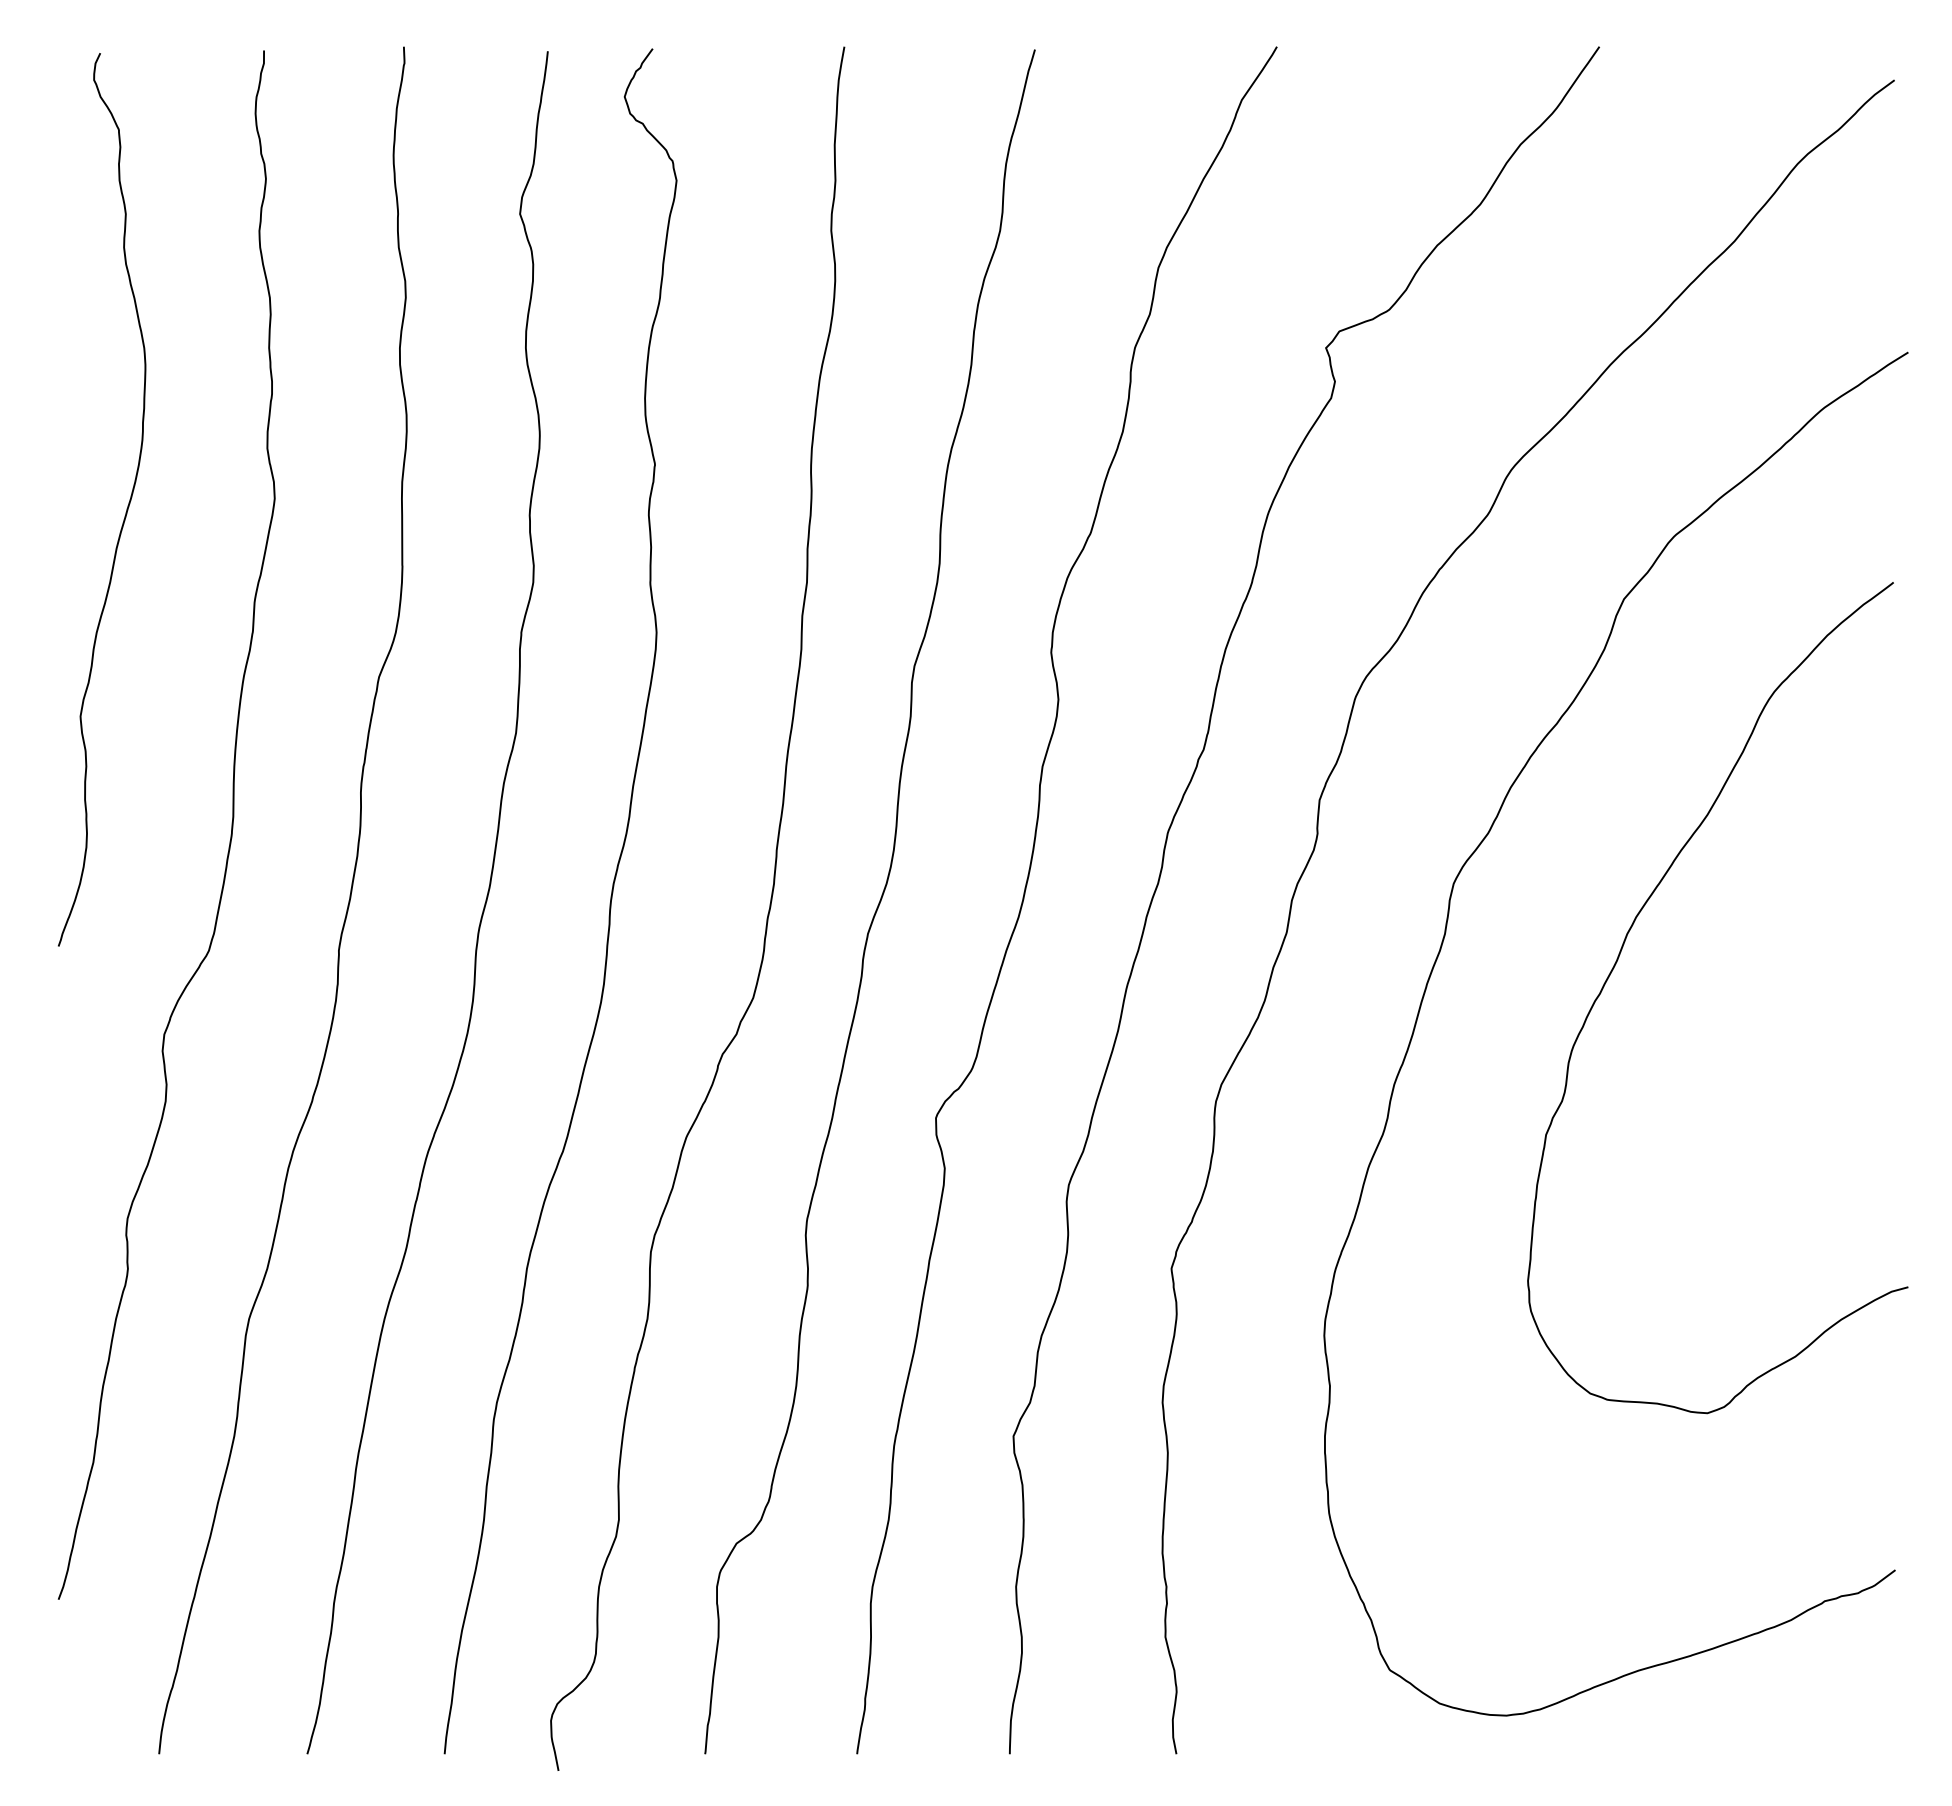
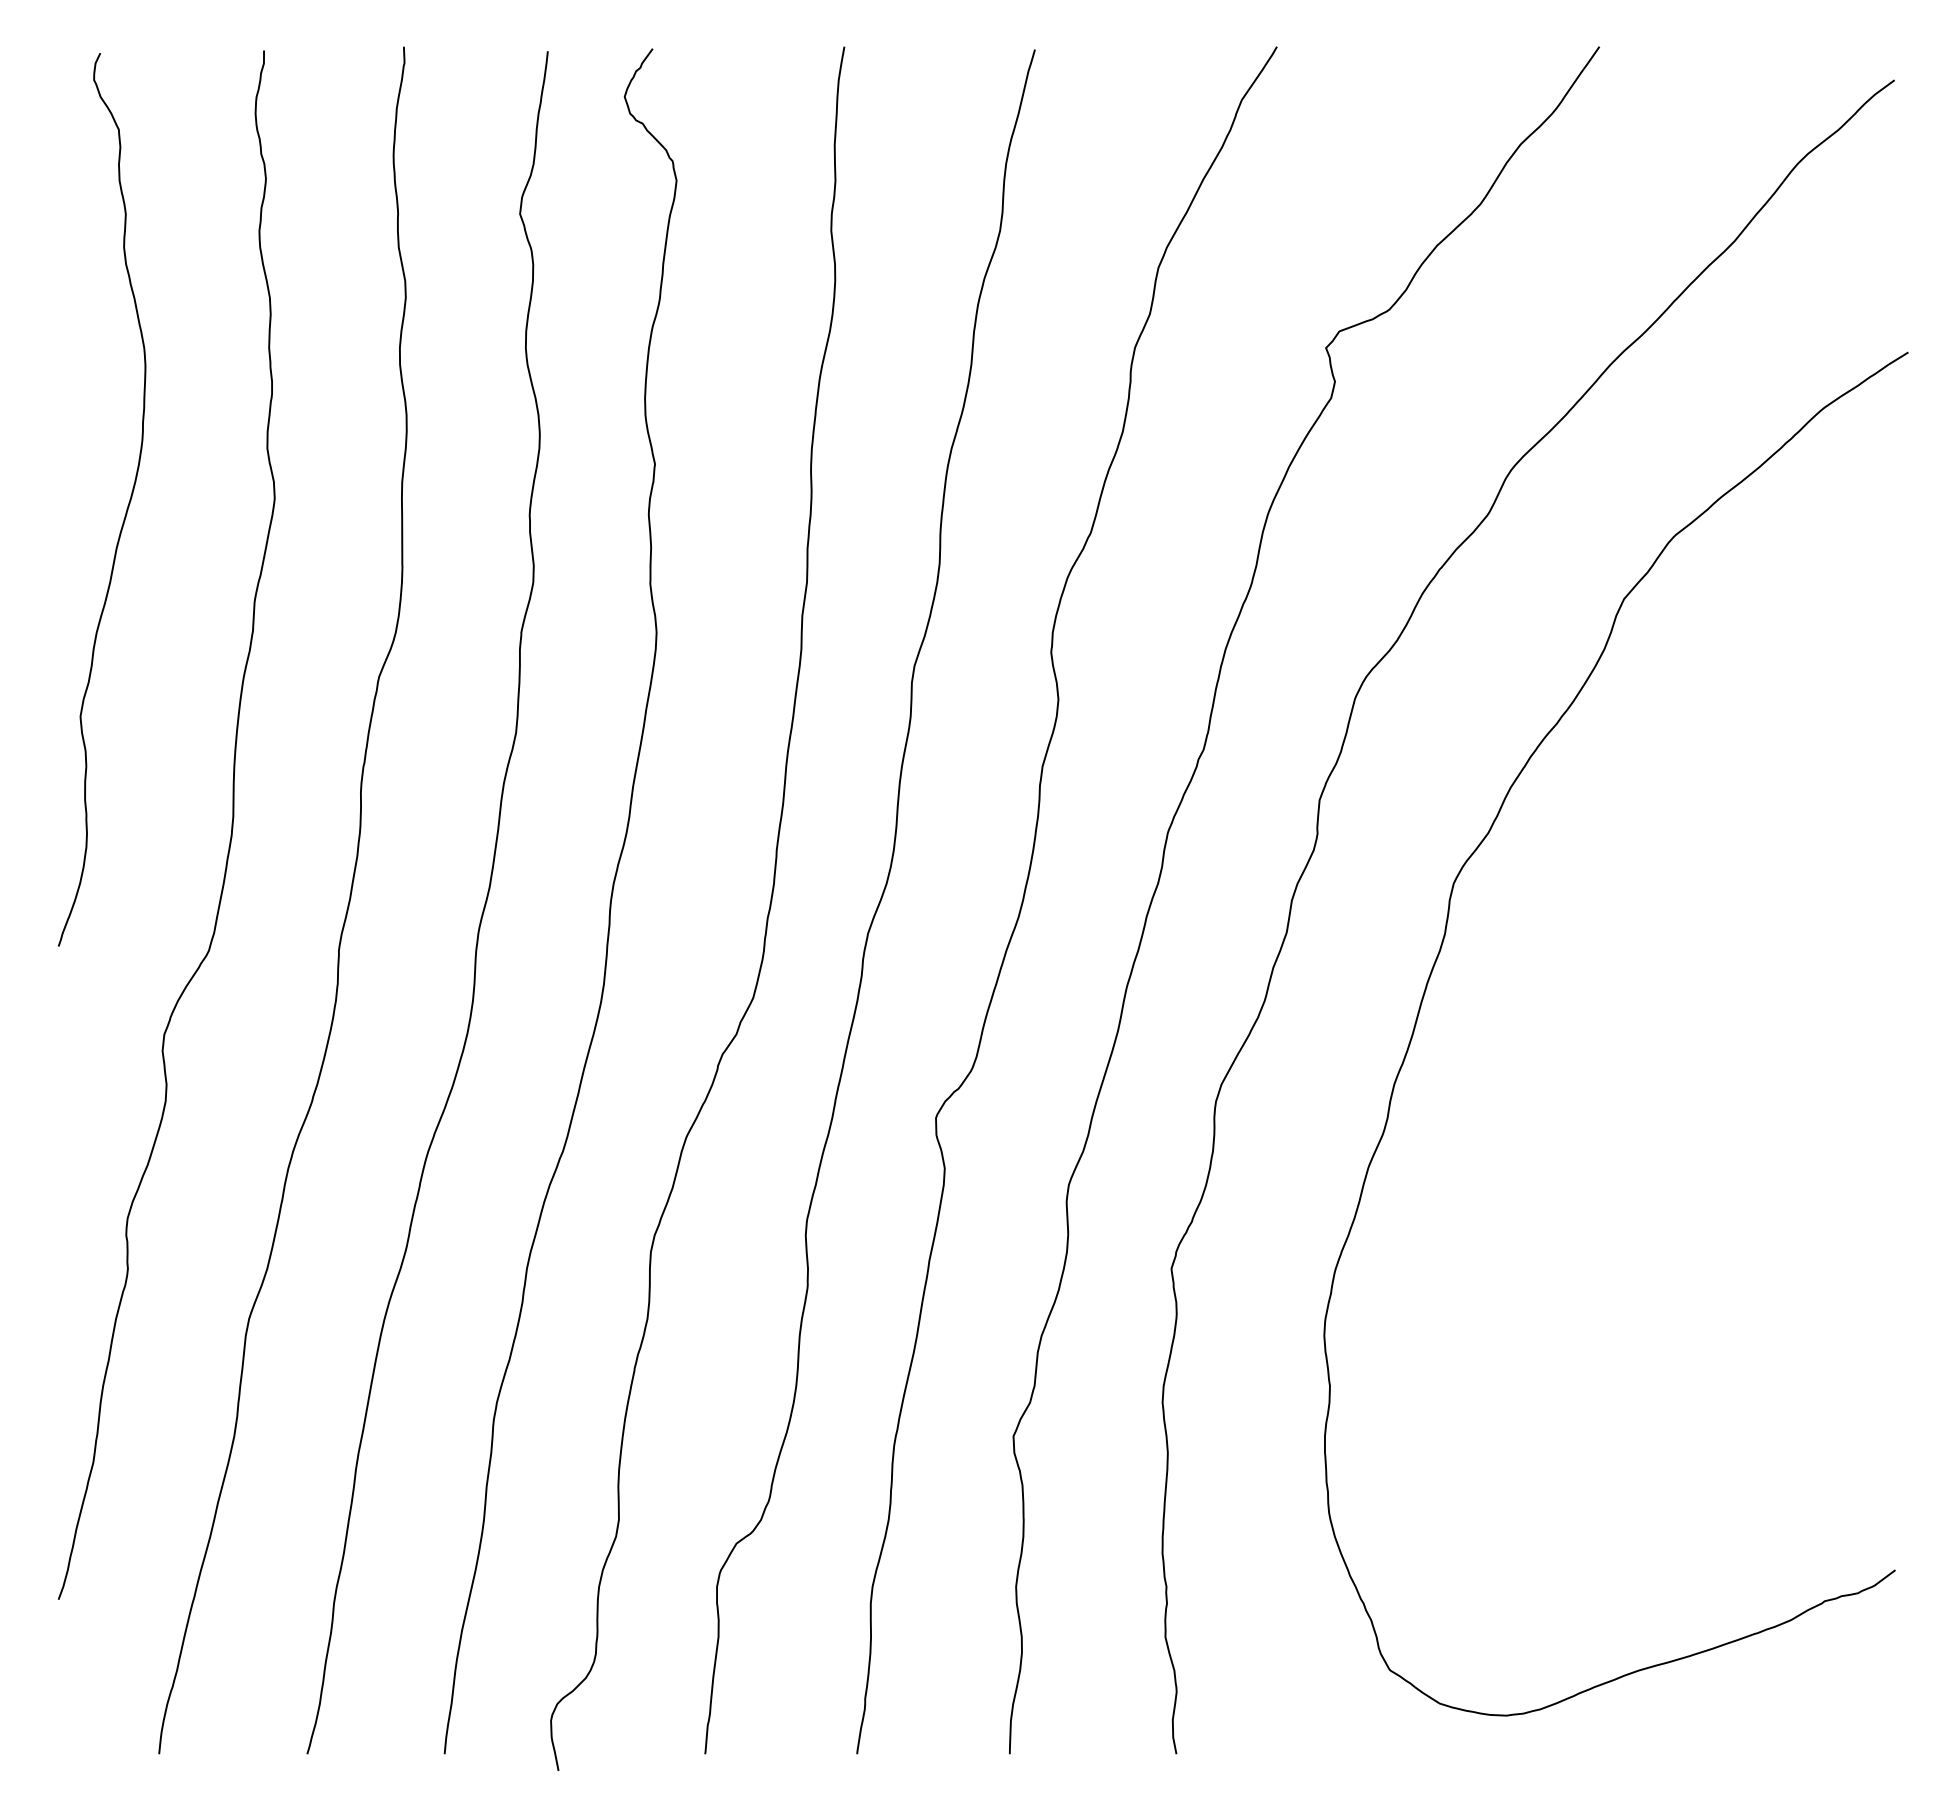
curve: present -> none (1618, 960)
